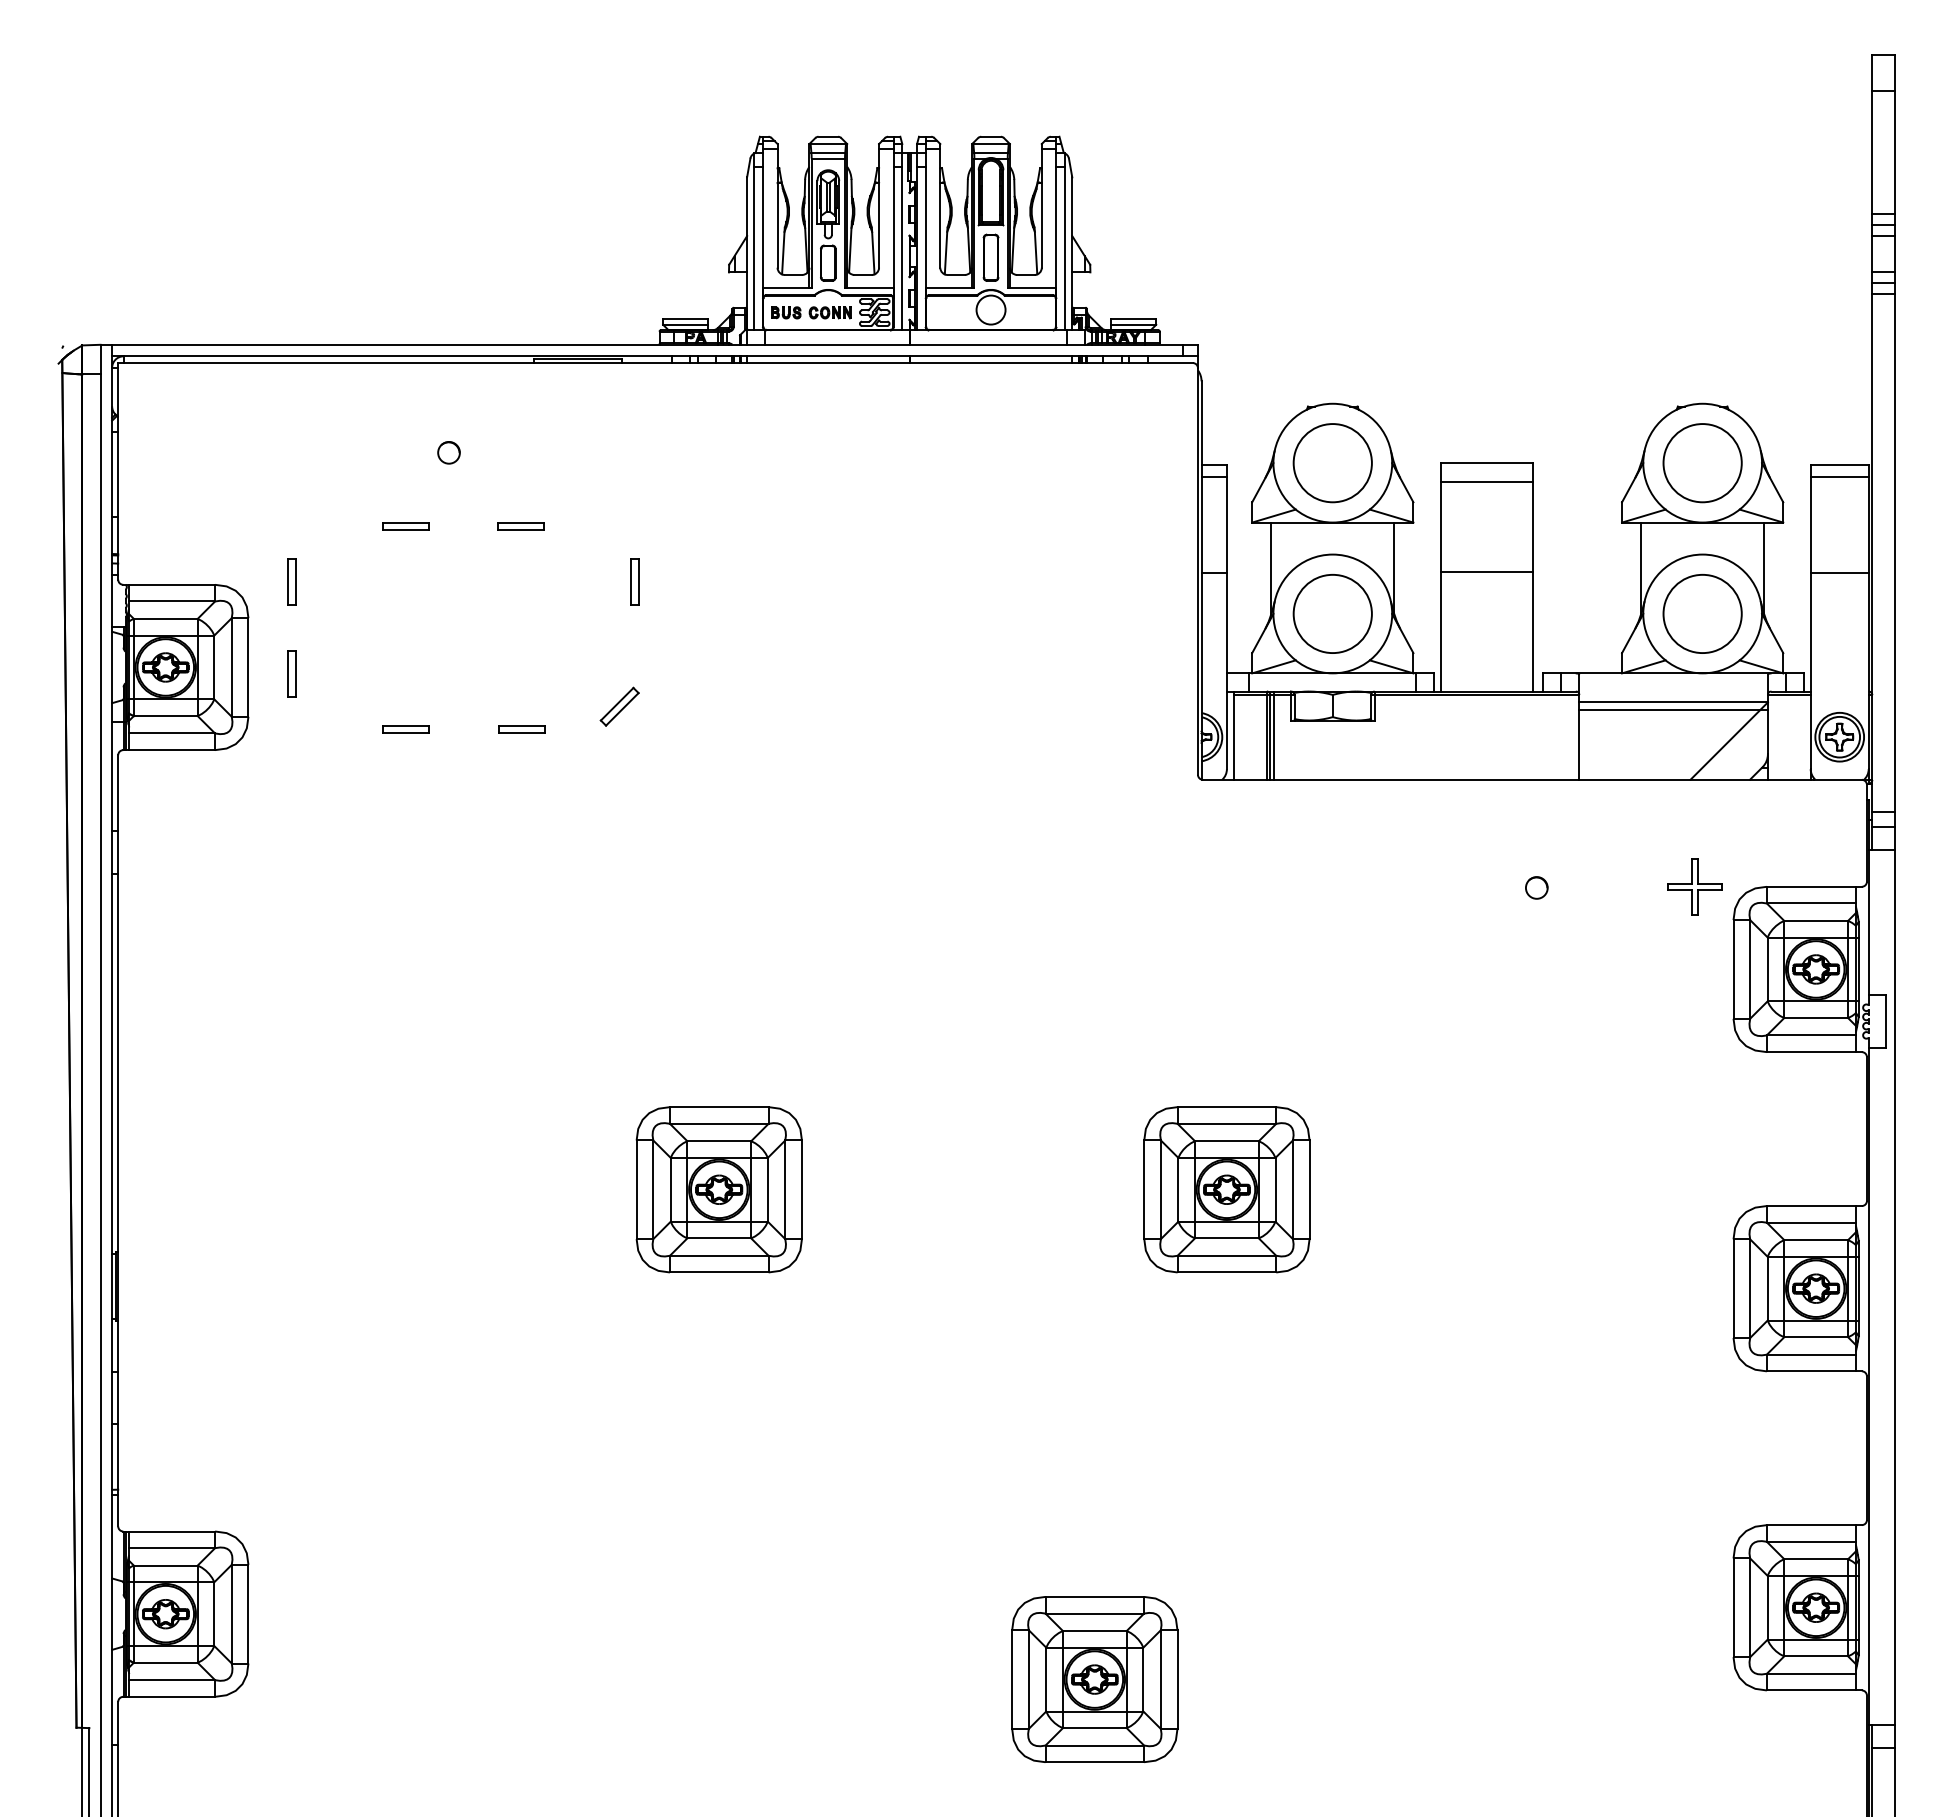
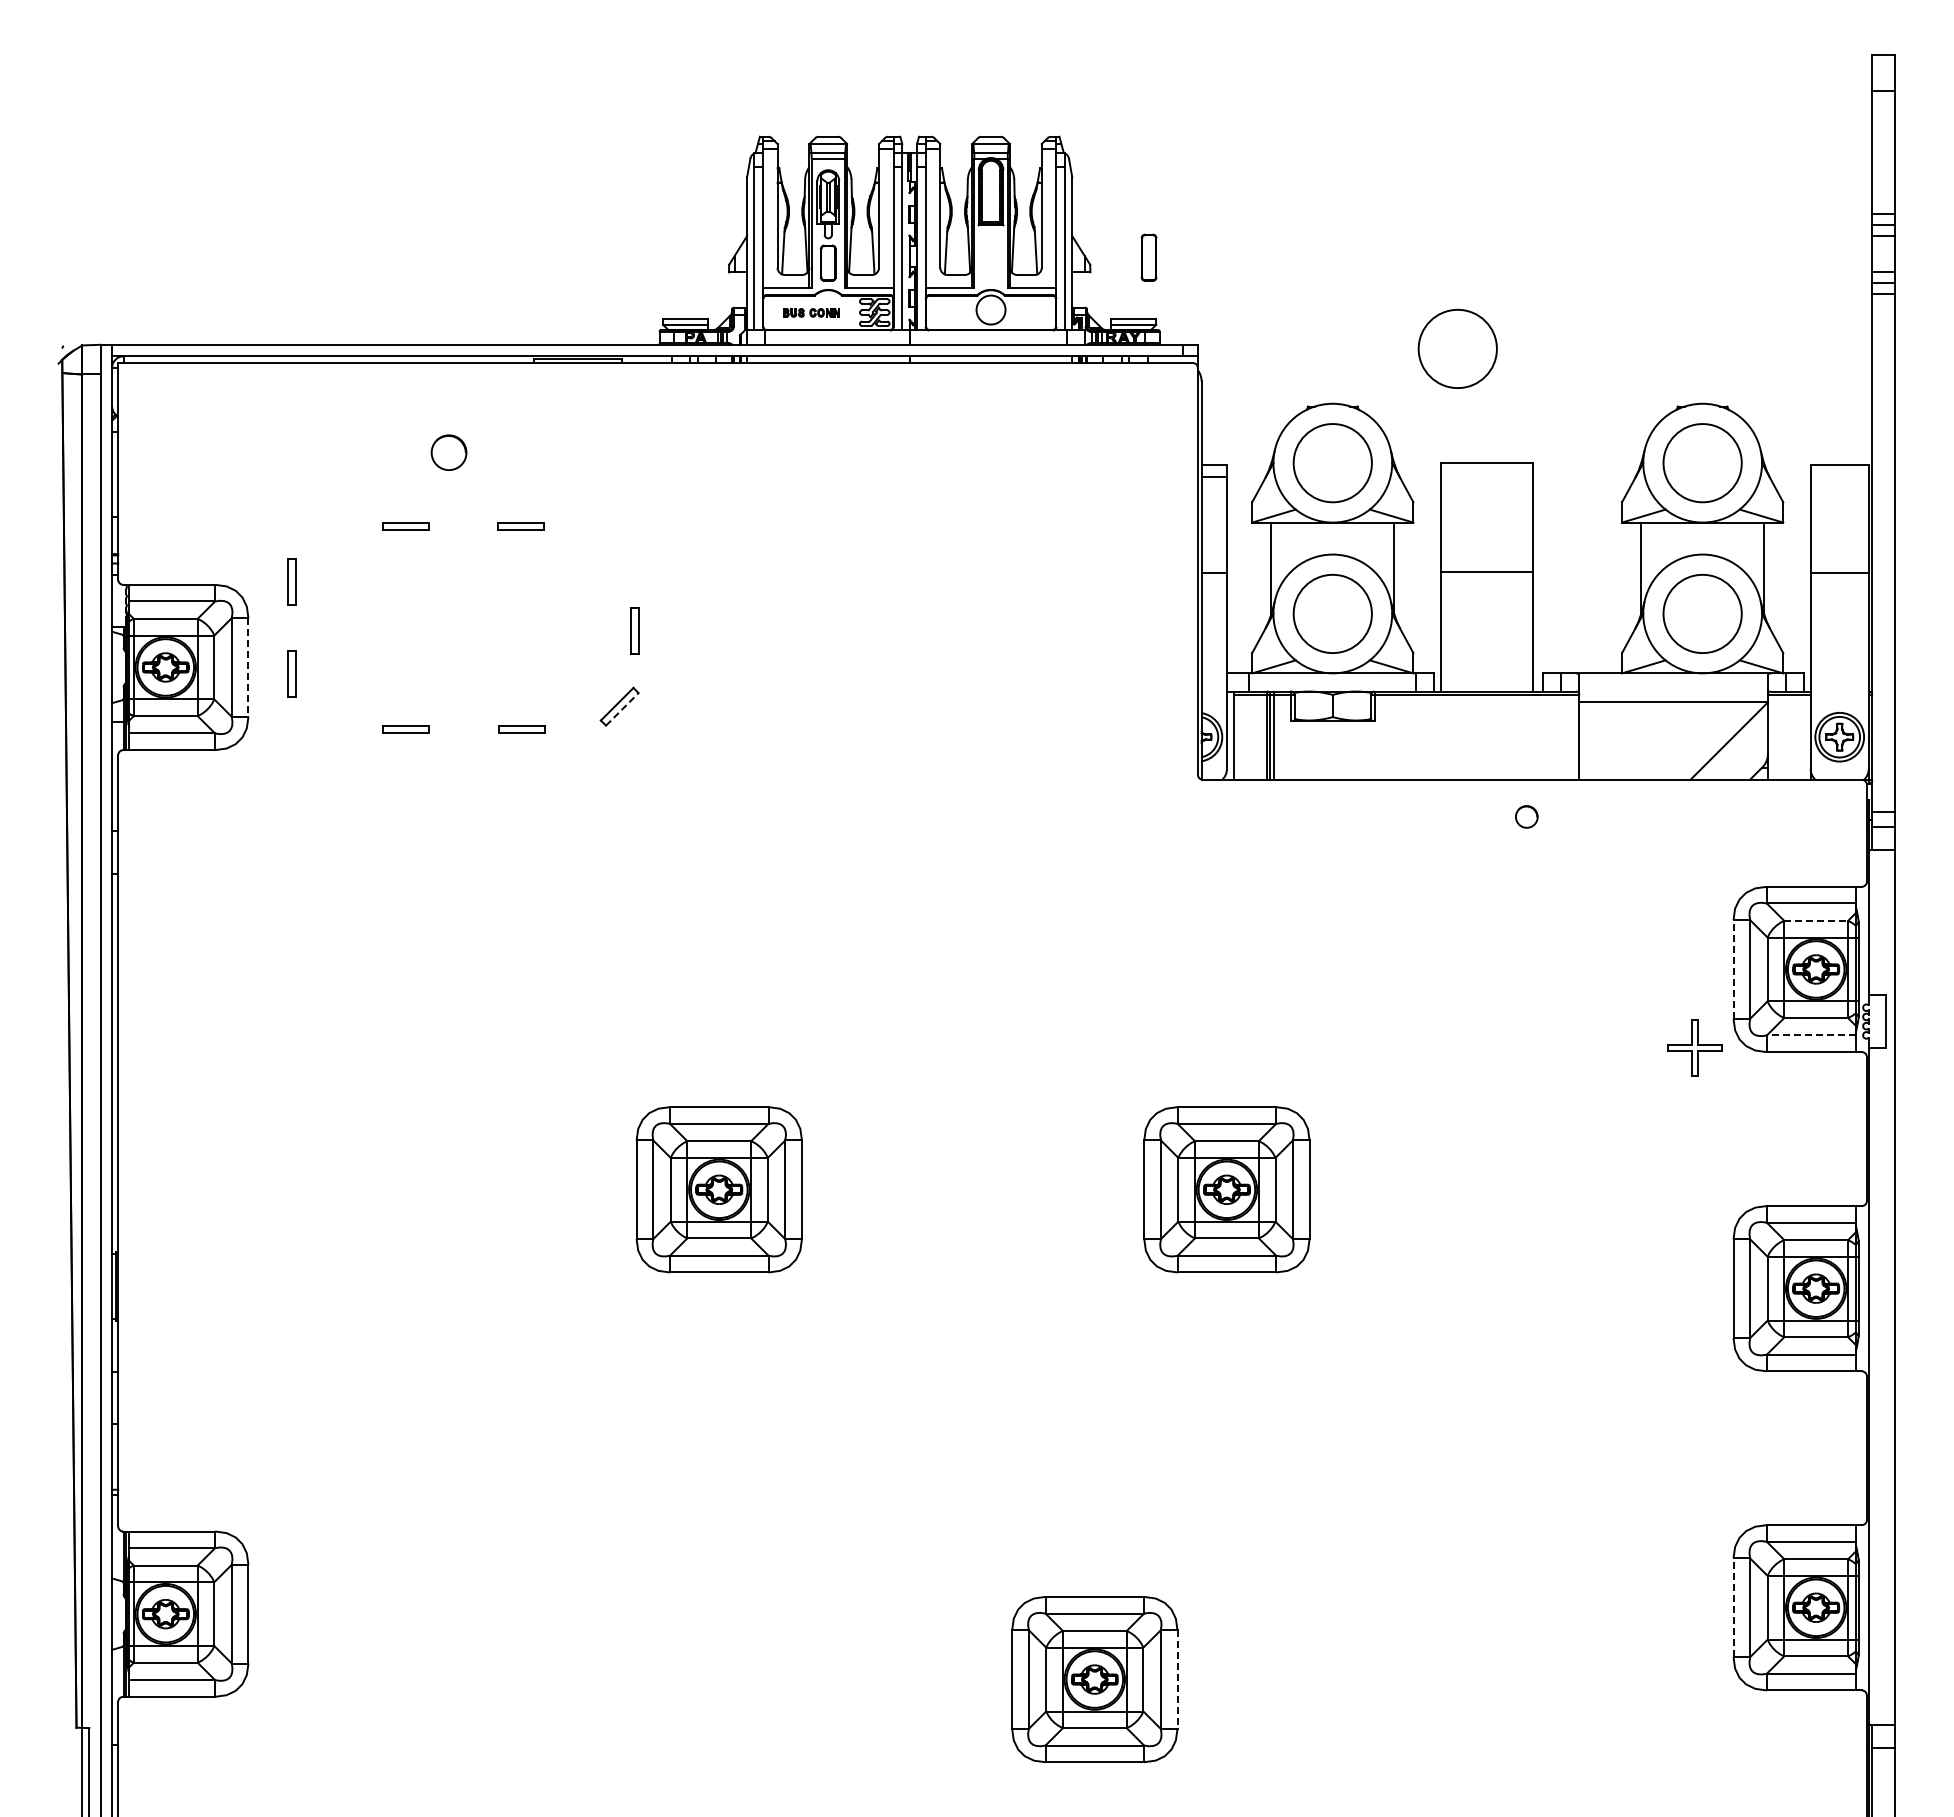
part position: (990, 257) -> (1148, 257) (1148, 257)
part size: 81x14 px -> 57x10 px (811, 312)
circle: none -> present (1457, 348)
circle size: 24x24 px -> 38x37 px (448, 452)
line: present -> none (1839, 477)
line: present -> none (1487, 481)
part position: (634, 581) -> (634, 630) (634, 630)
line: solid -> dashed (248, 667)
line: solid -> dashed (622, 709)
line: present -> none (1673, 709)
part position: (1694, 886) -> (1694, 1047) (1694, 1047)
circle position: (1536, 887) -> (1526, 816) (1526, 816)
line: solid -> dashed (1816, 920)
line: solid -> dashed (1733, 968)
line: solid -> dashed (1811, 1035)
line: solid -> dashed (1733, 1607)
line: solid -> dashed (1177, 1680)
